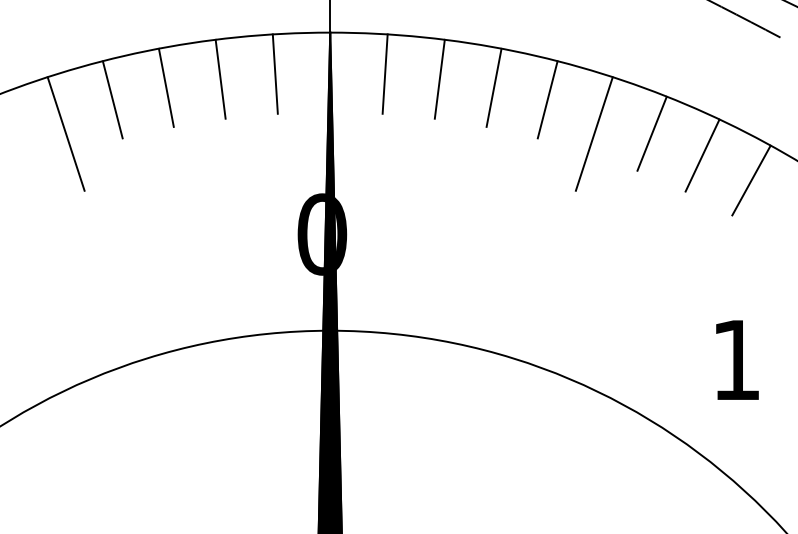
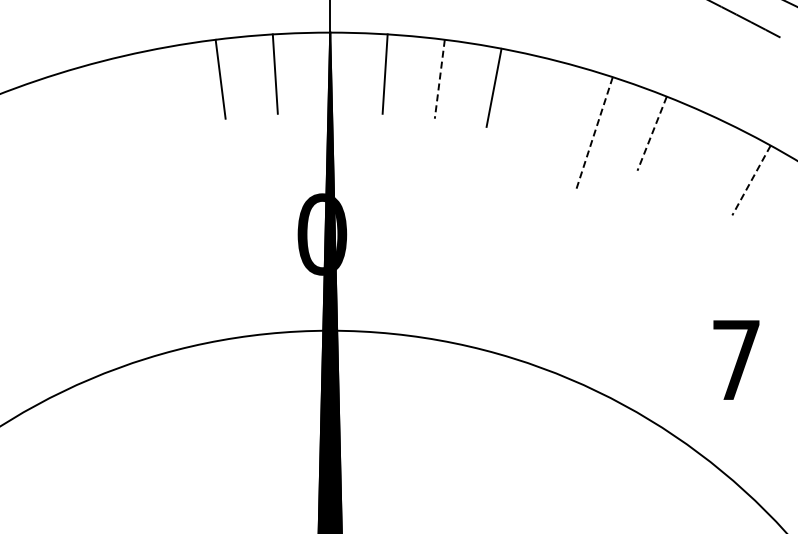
line: solid -> dashed (439, 79)
line: present -> none (165, 87)
line: present -> none (112, 99)
line: present -> none (547, 99)
line: present -> none (65, 133)
line: solid -> dashed (652, 133)
line: solid -> dashed (594, 134)
line: present -> none (702, 155)
line: solid -> dashed (751, 180)
text: 1 -> 7 (736, 359)
